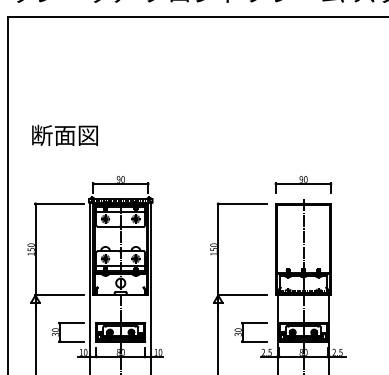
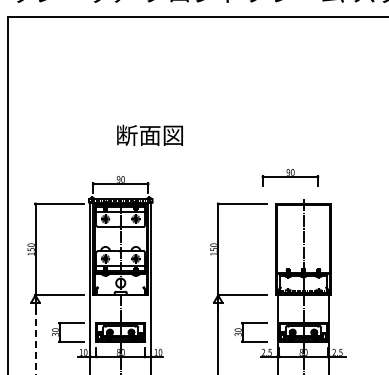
text position: (64, 134) -> (149, 134) (149, 134)
part position: (303, 184) -> (290, 177) (290, 177)
line: solid -> dashed (35, 338)
